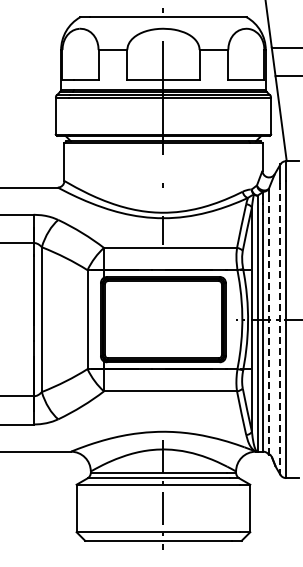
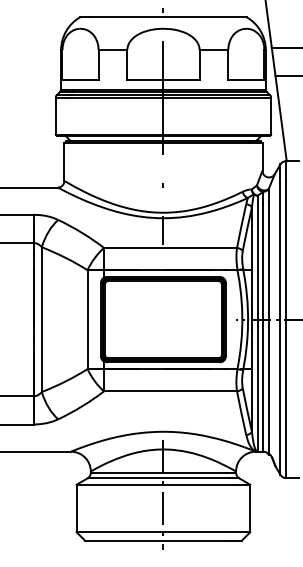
line: dashed -> solid (268, 327)
line: dashed -> solid (280, 329)
